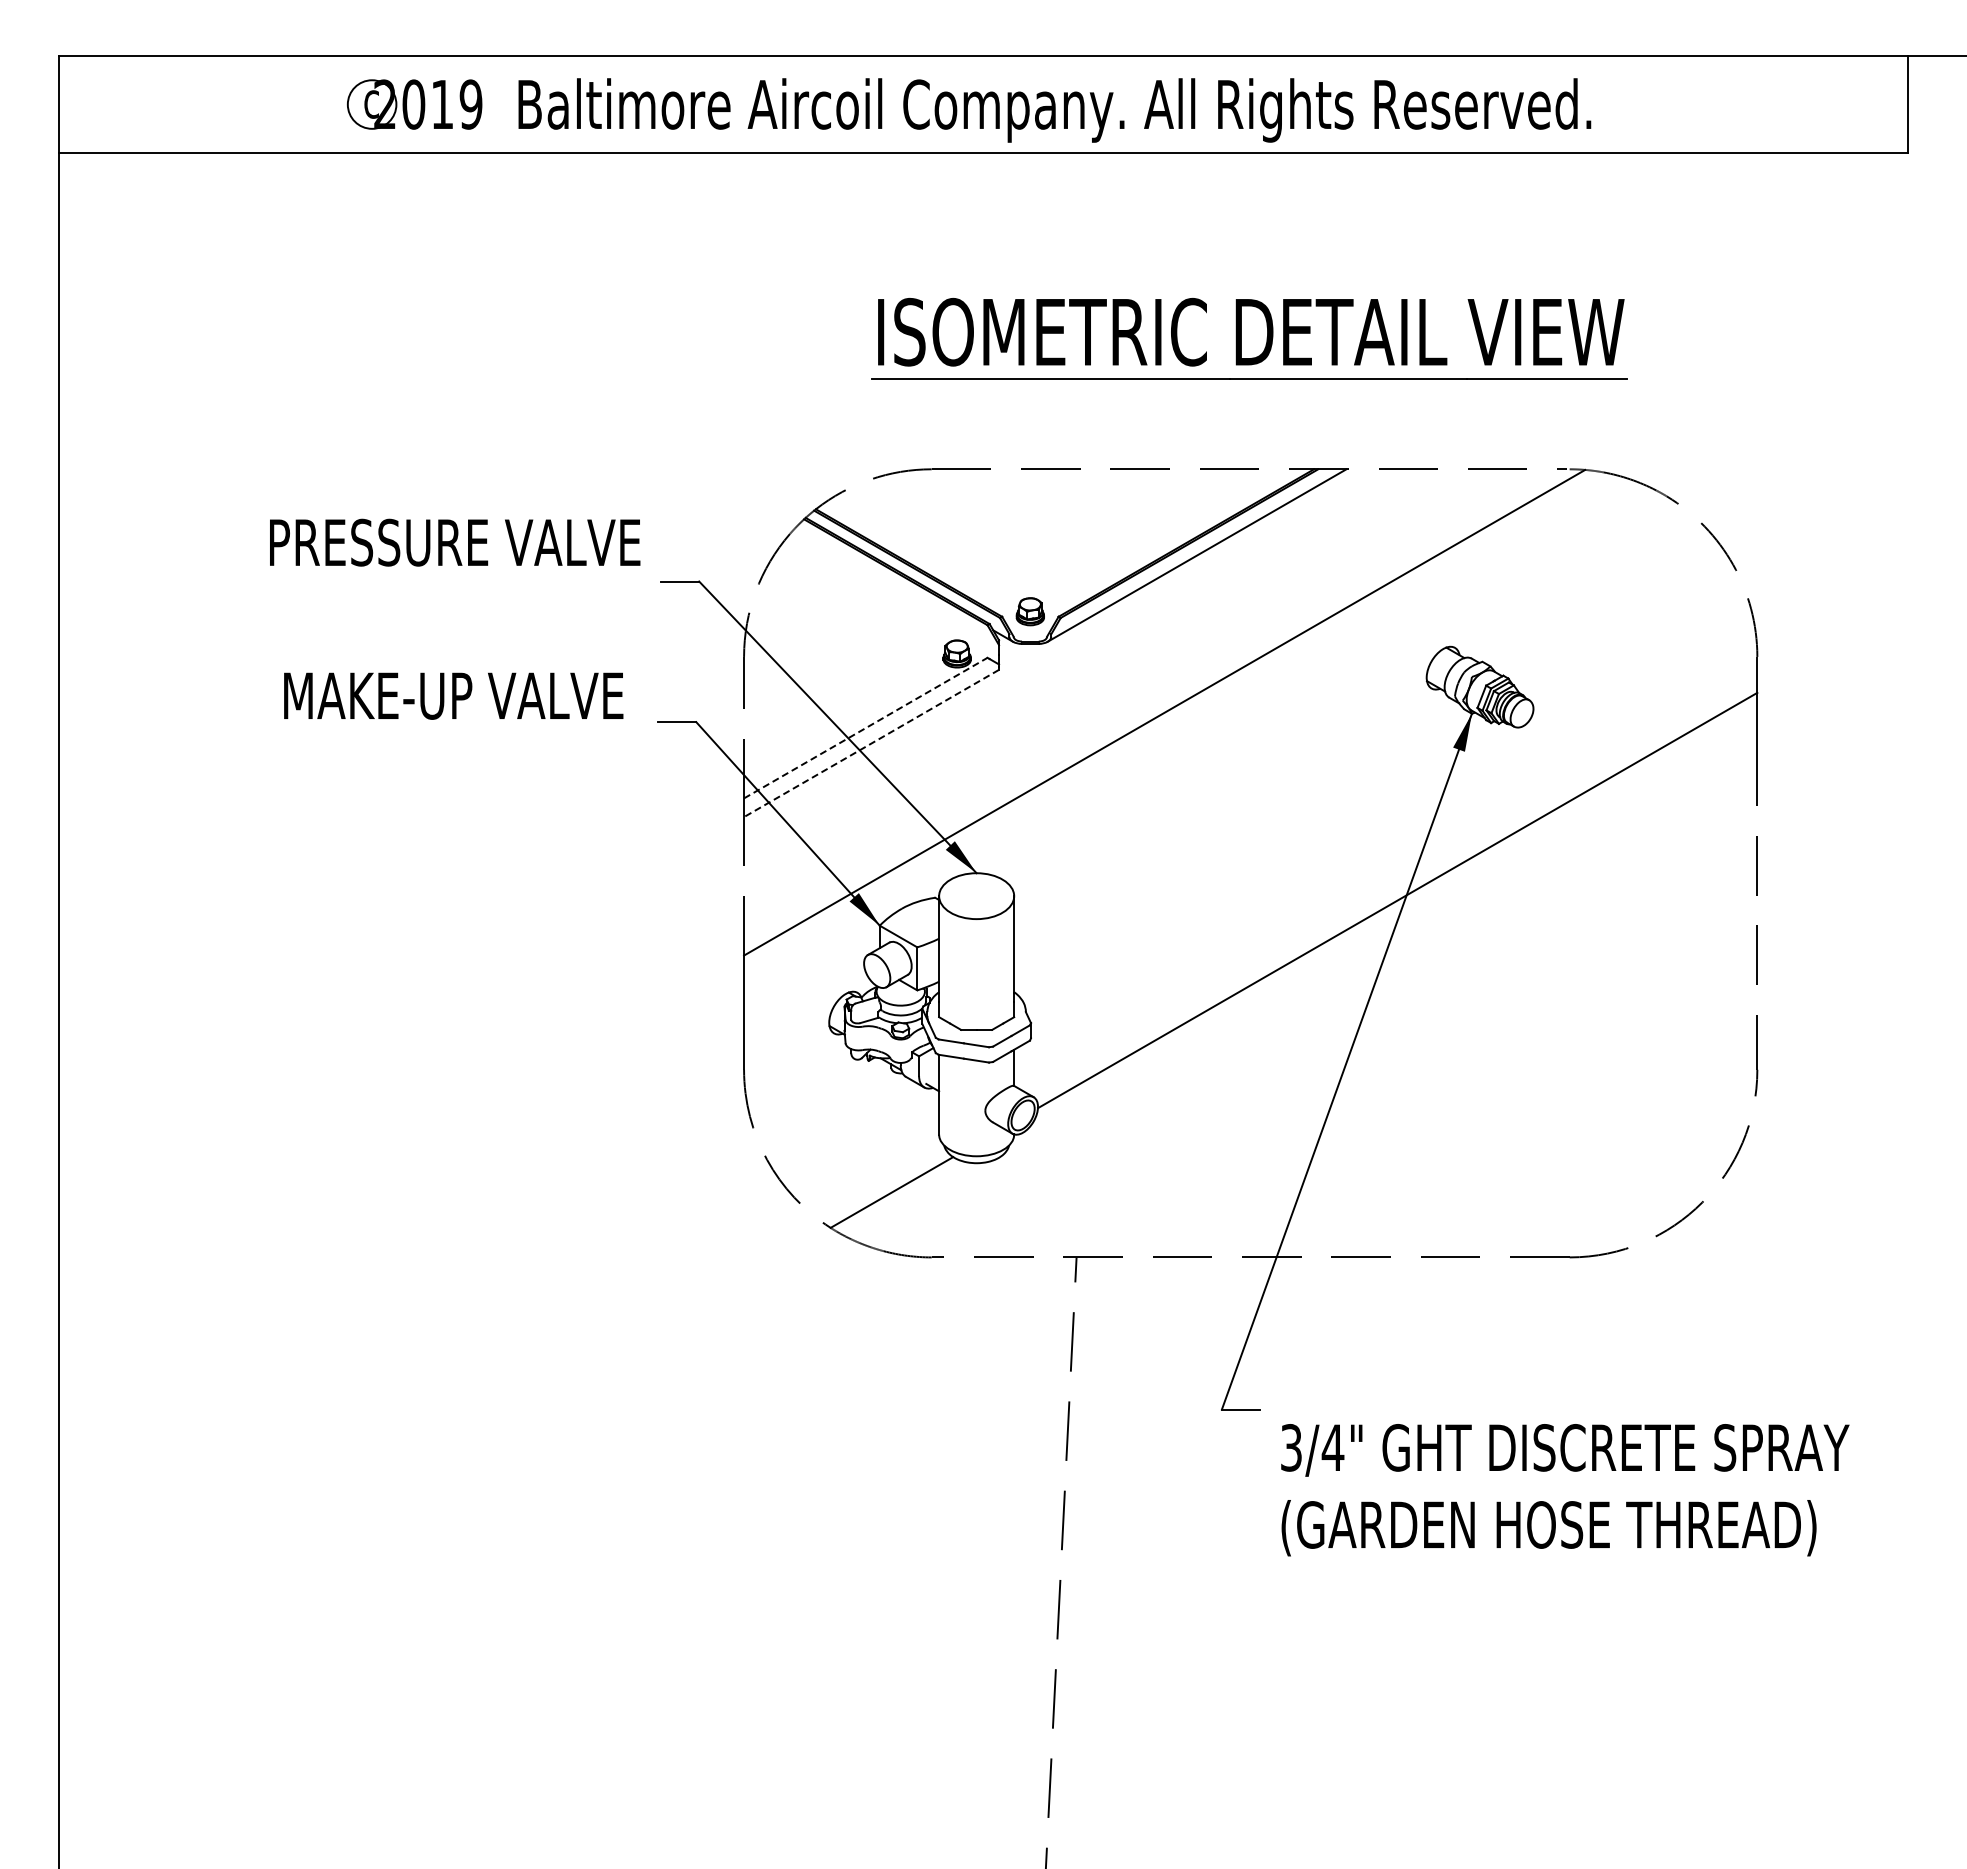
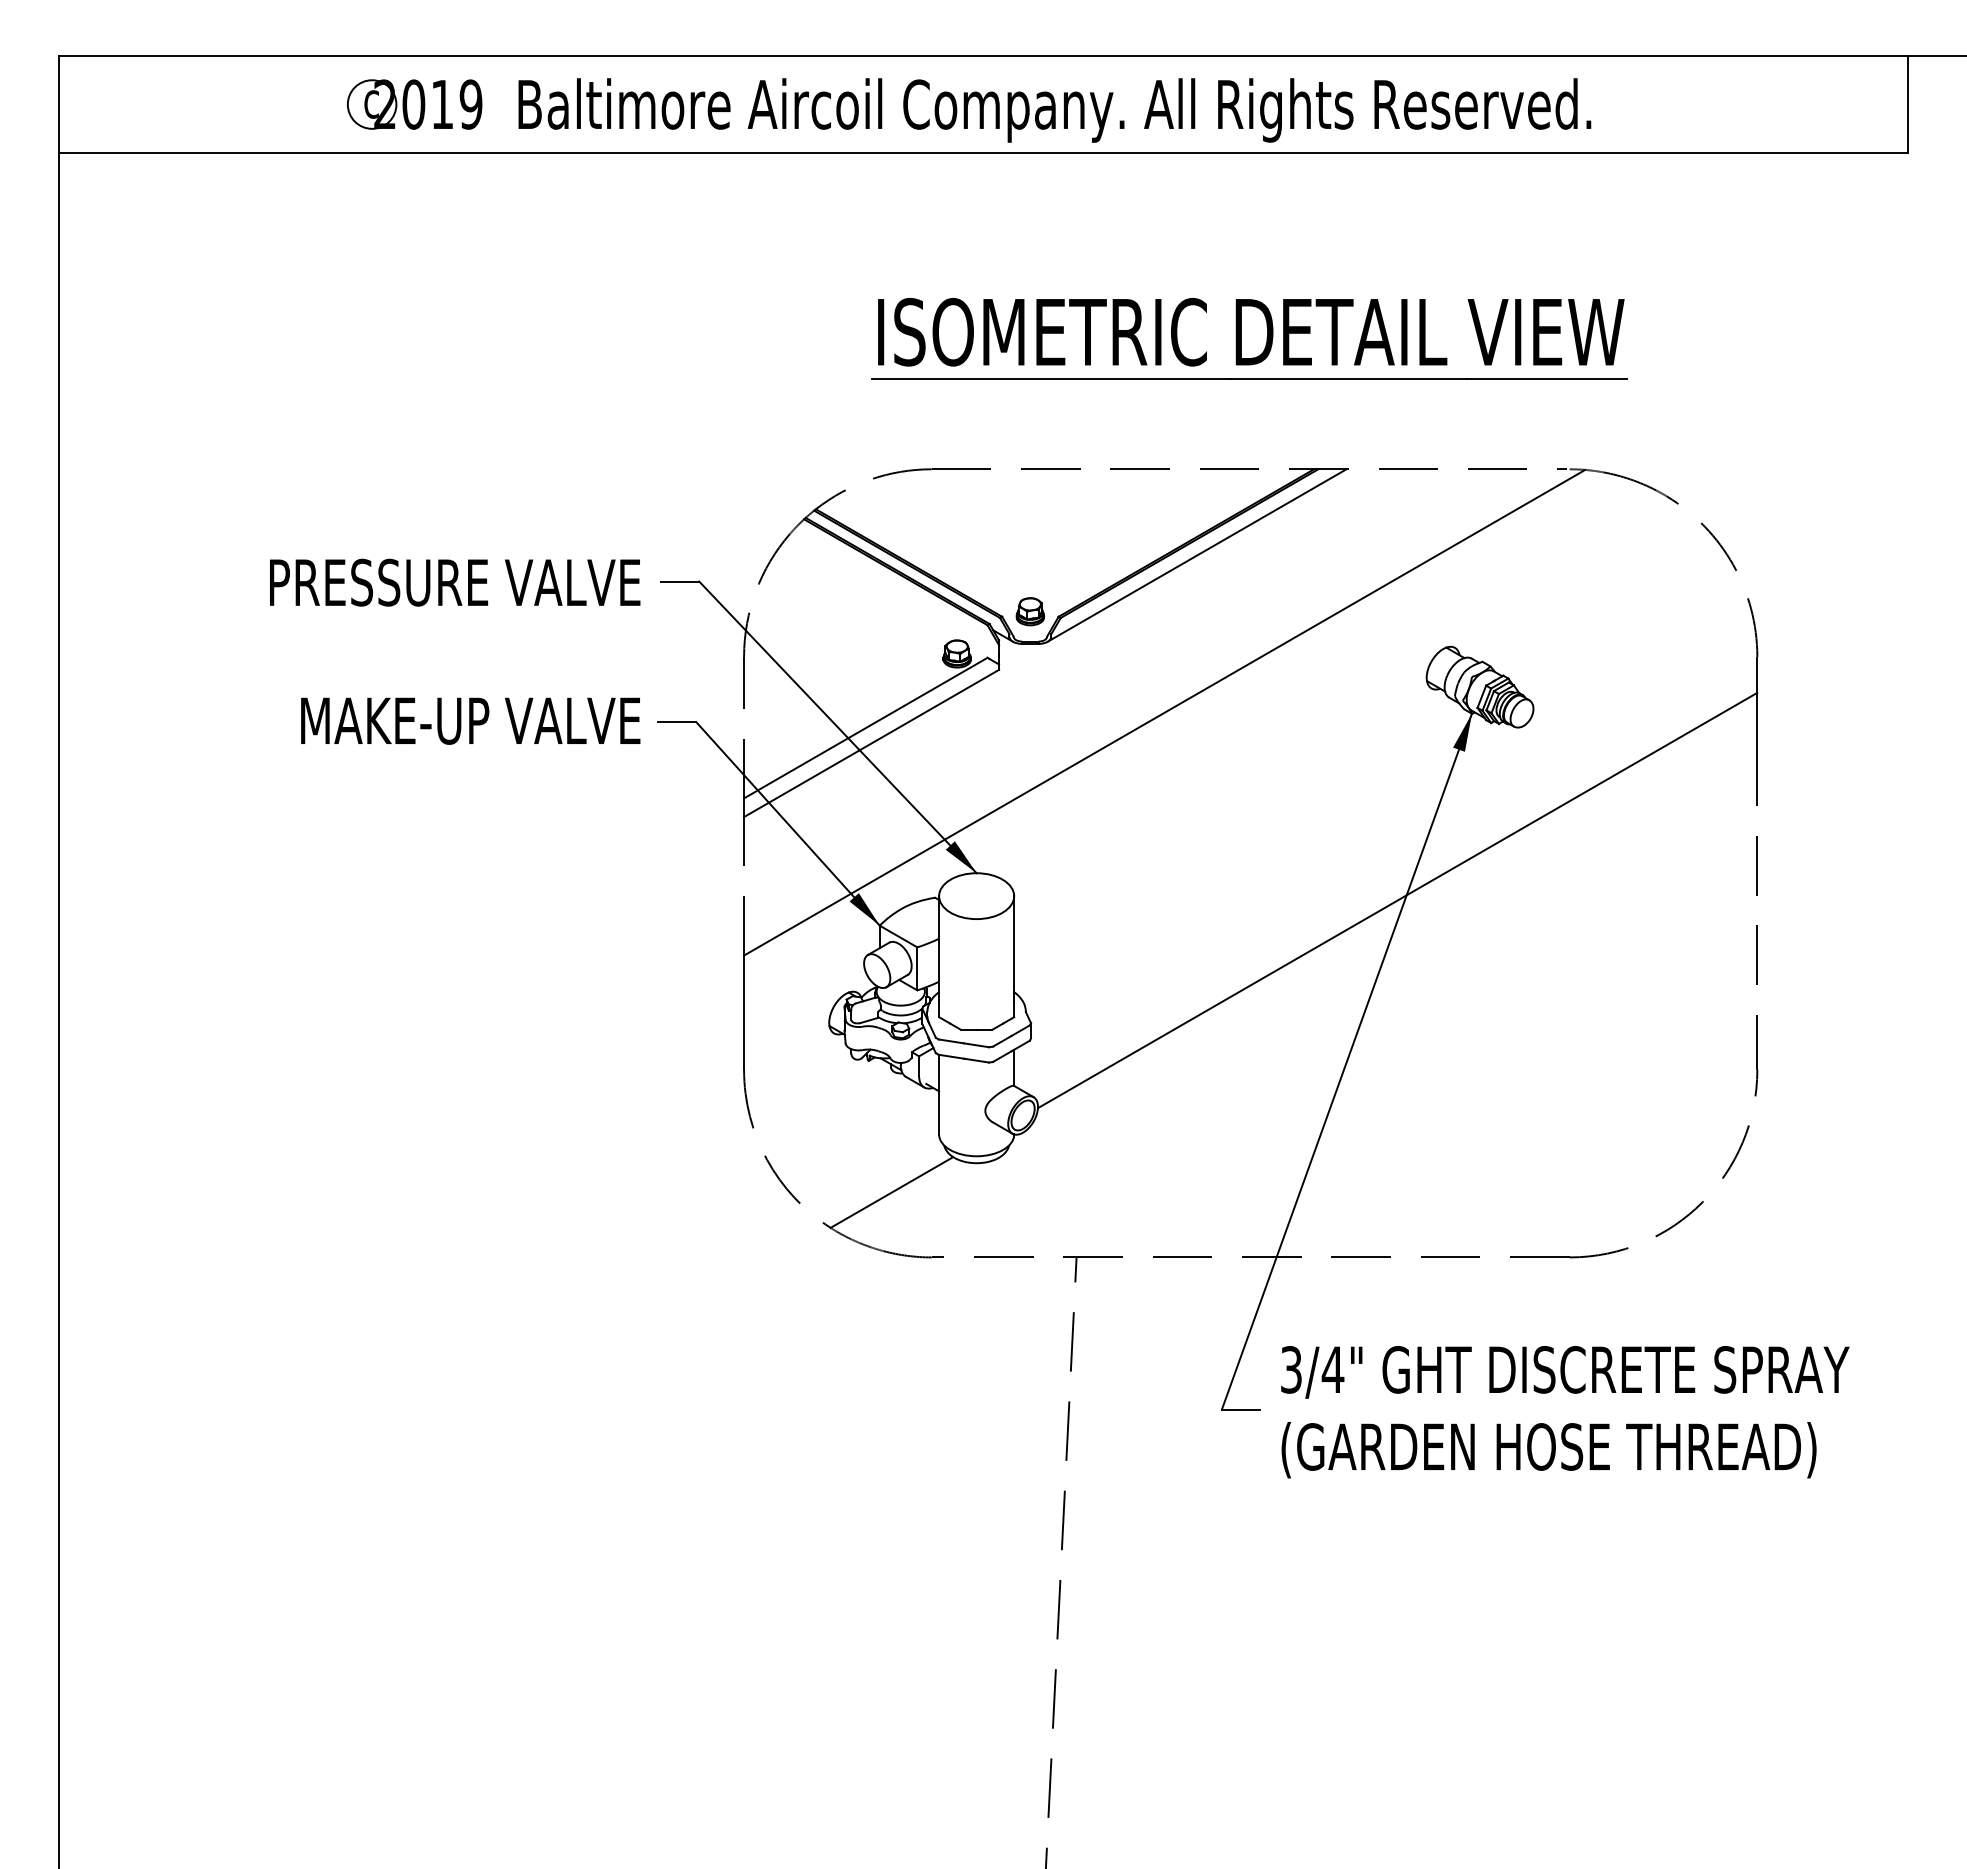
text position: (455, 542) -> (455, 582) (455, 582)
text position: (453, 695) -> (470, 720) (470, 720)
line: dashed -> solid (865, 728)
line: dashed -> solid (871, 743)
text position: (1565, 1490) -> (1565, 1412) (1565, 1412)
